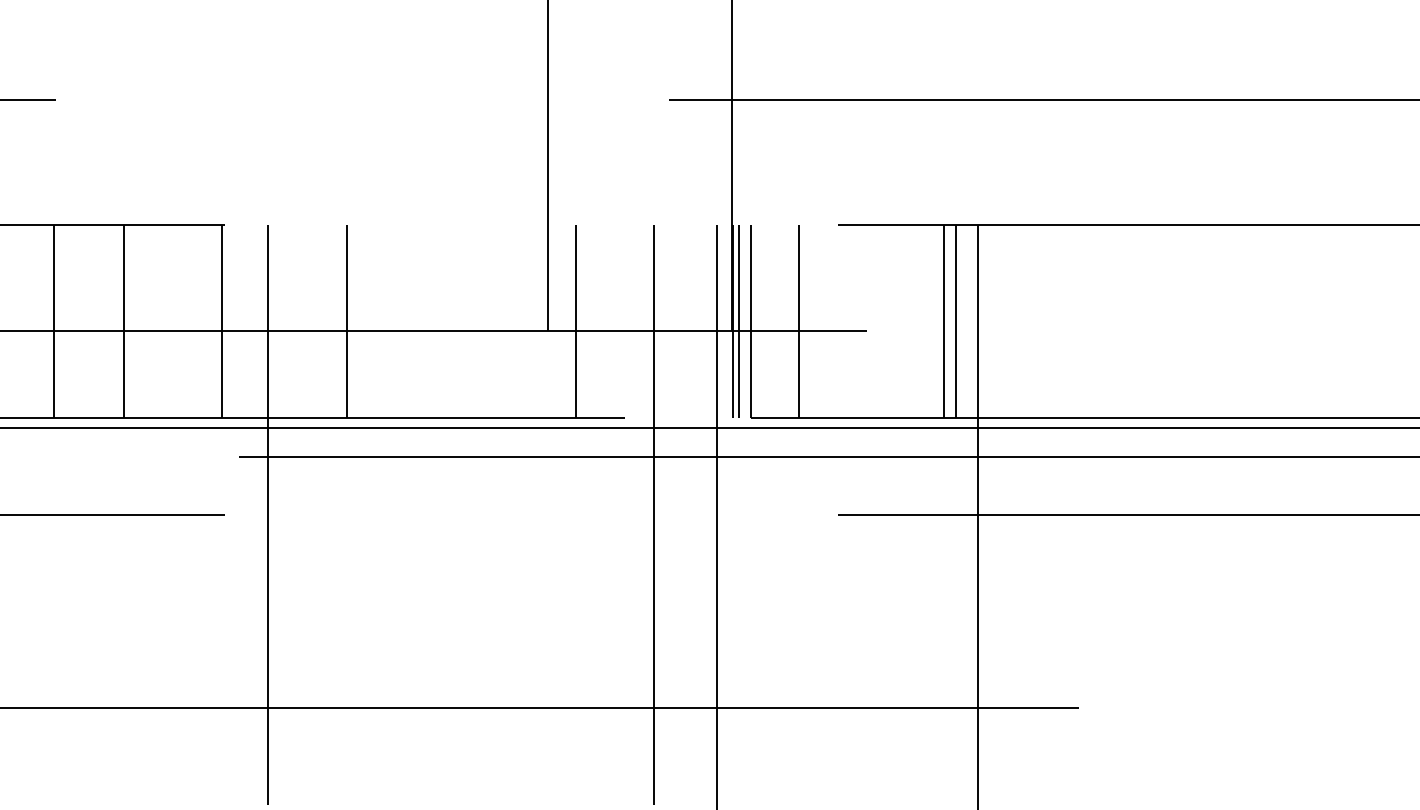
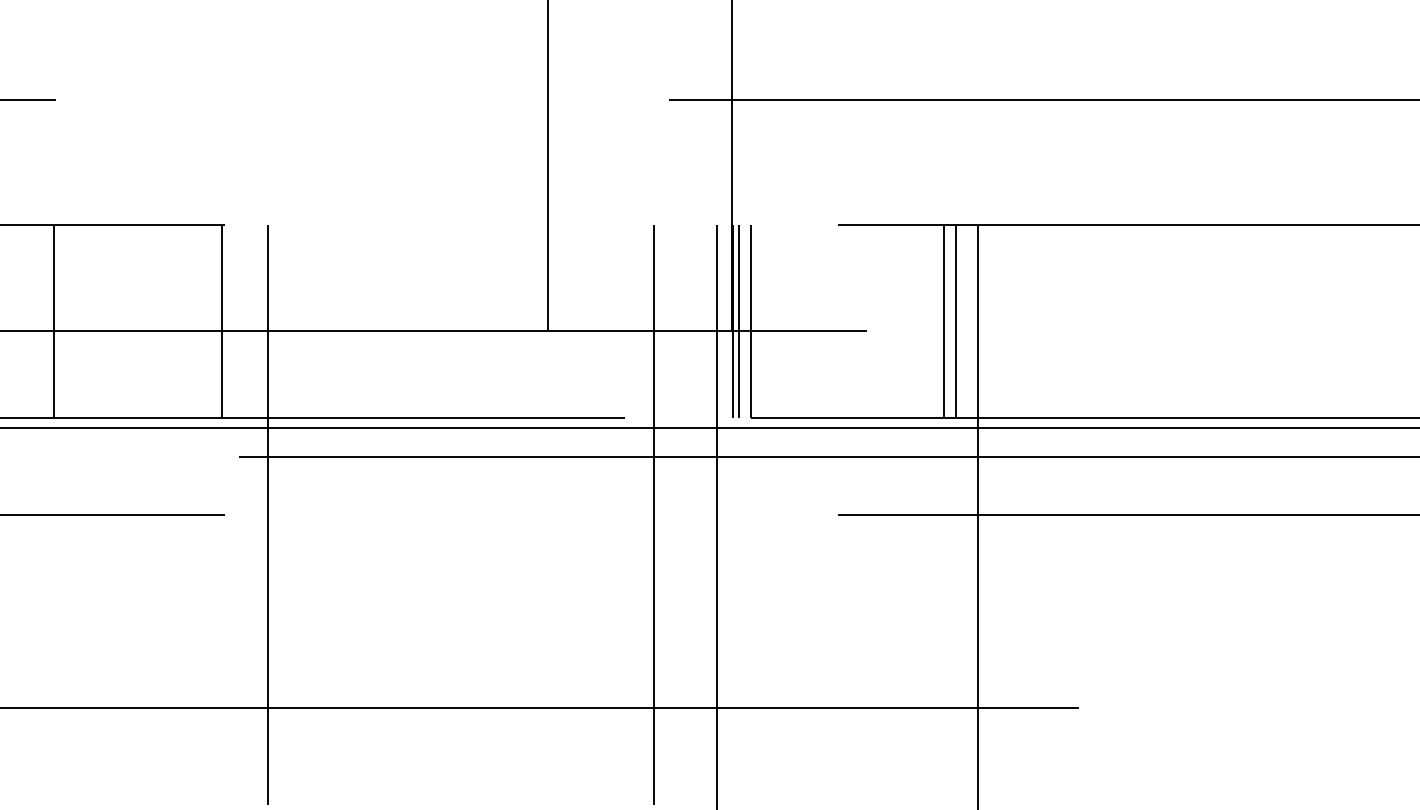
line: present -> none (123, 321)
line: present -> none (346, 321)
line: present -> none (576, 321)
line: present -> none (799, 321)
